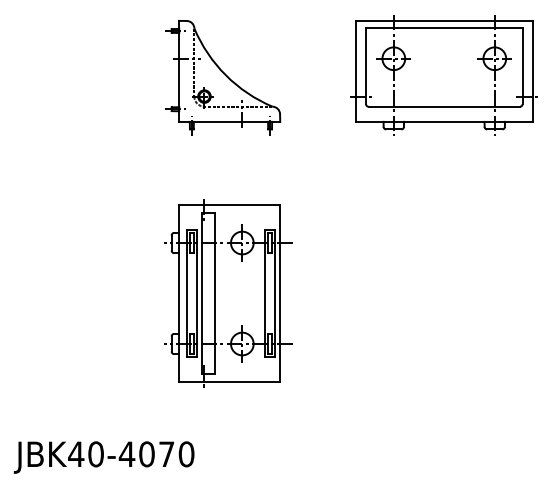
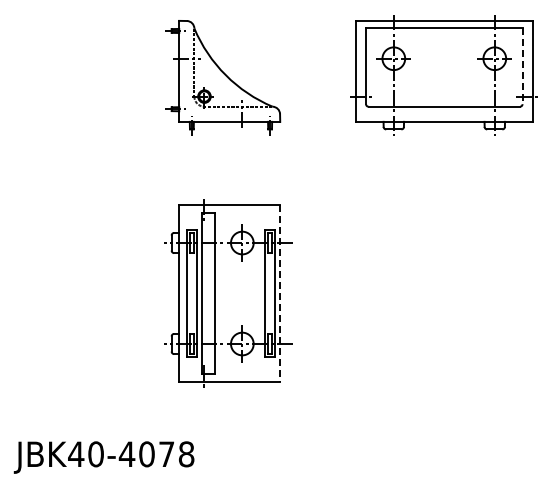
line: solid -> dashed (522, 66)
line: solid -> dashed (280, 294)
text: JBK40-4070 -> JBK40-4078 (186, 454)
